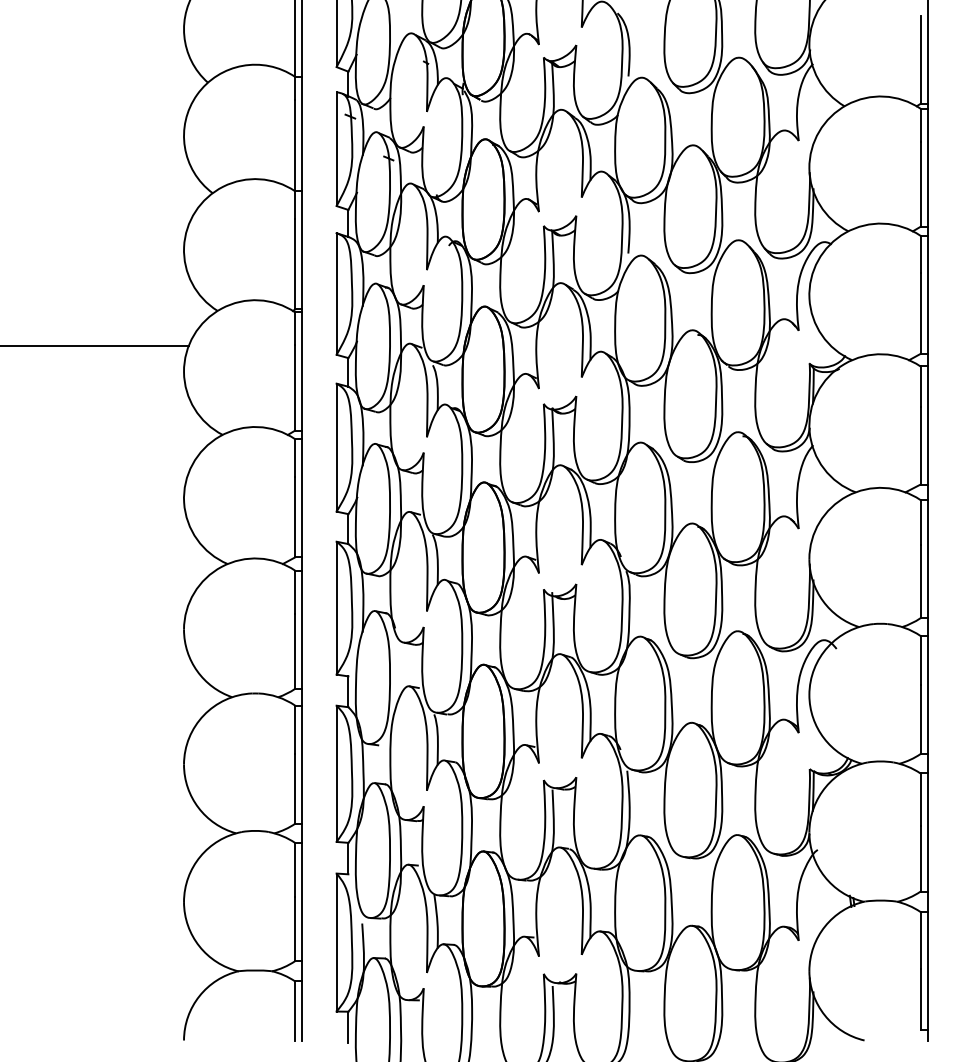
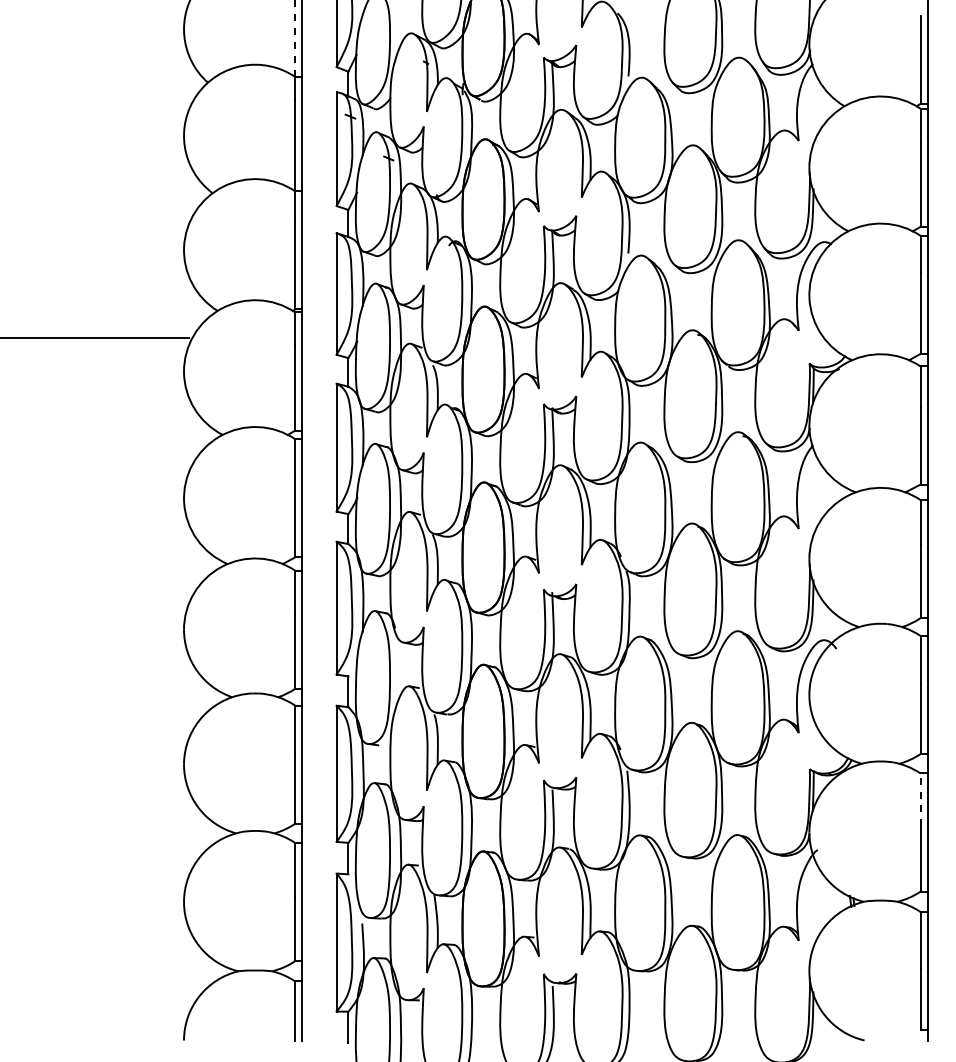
line: solid -> dashed (295, 38)
line position: (95, 345) -> (95, 337) (95, 337)
line: solid -> dashed (920, 799)
